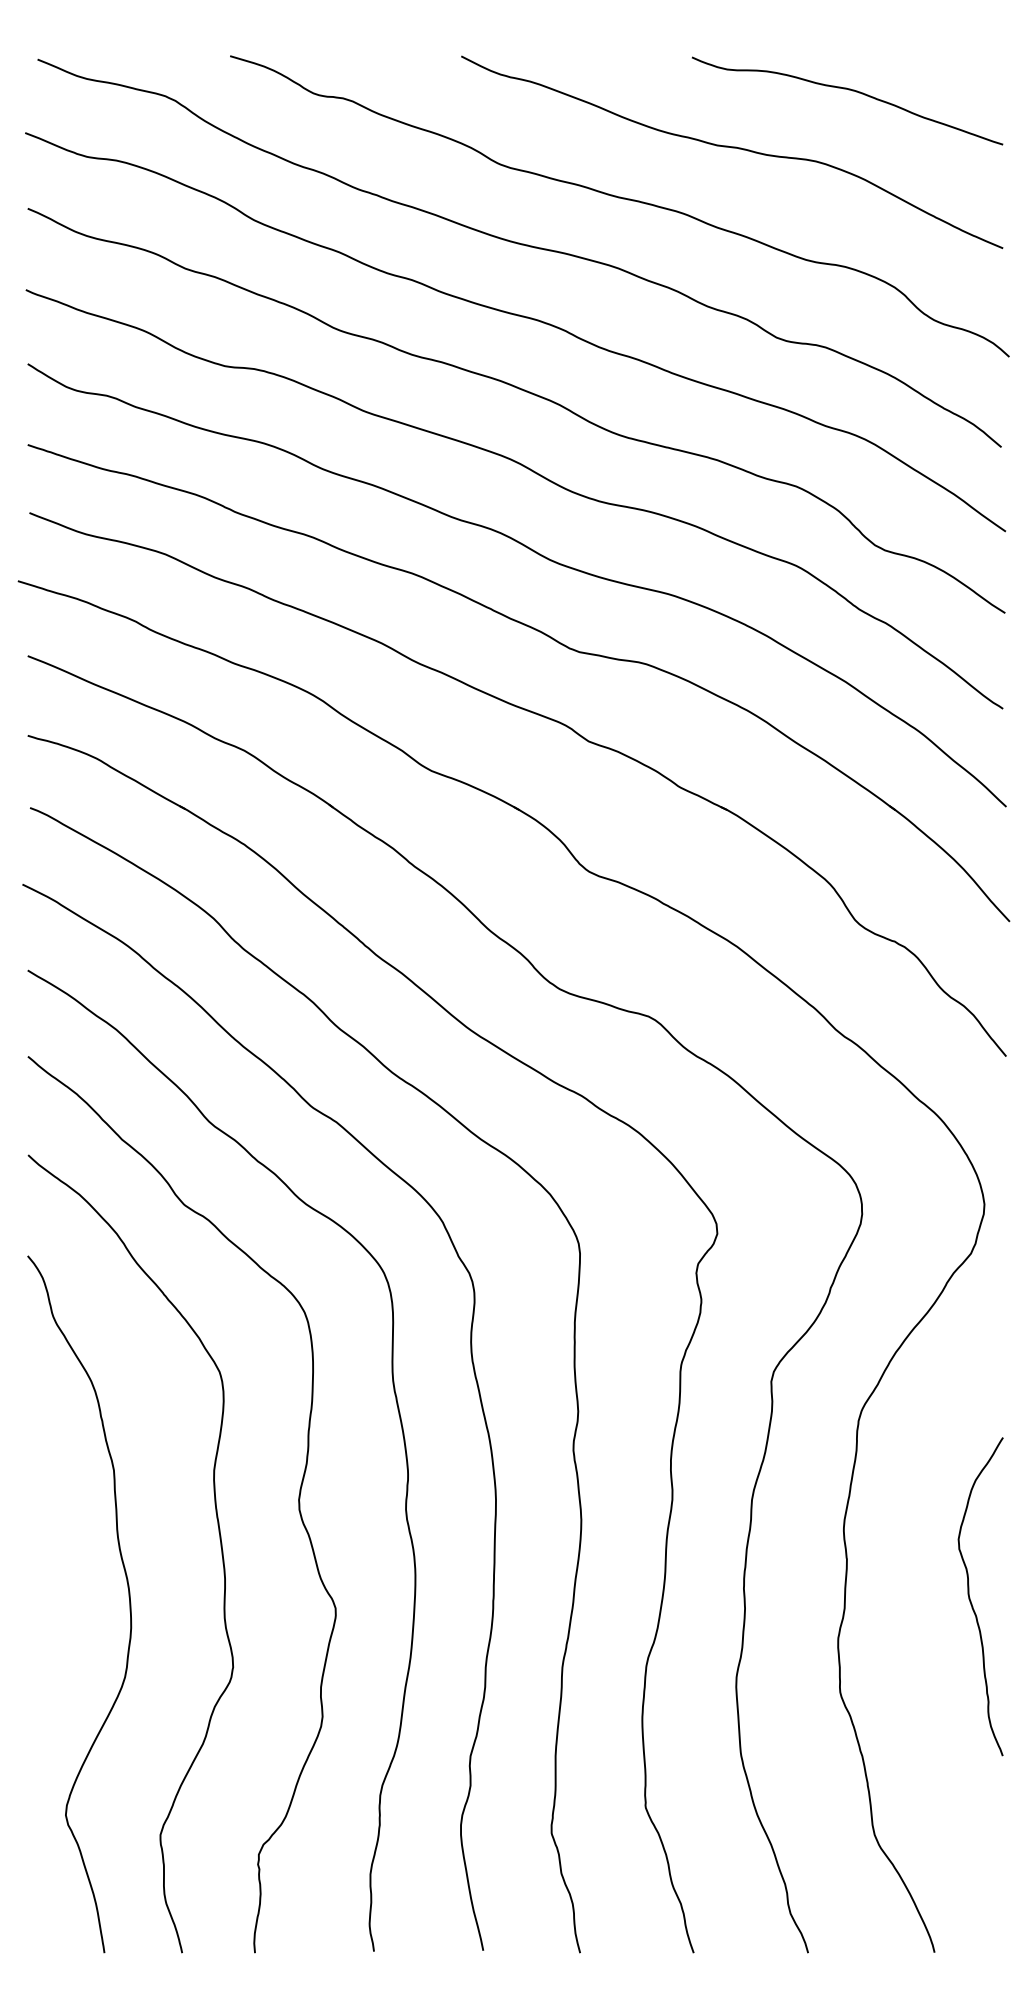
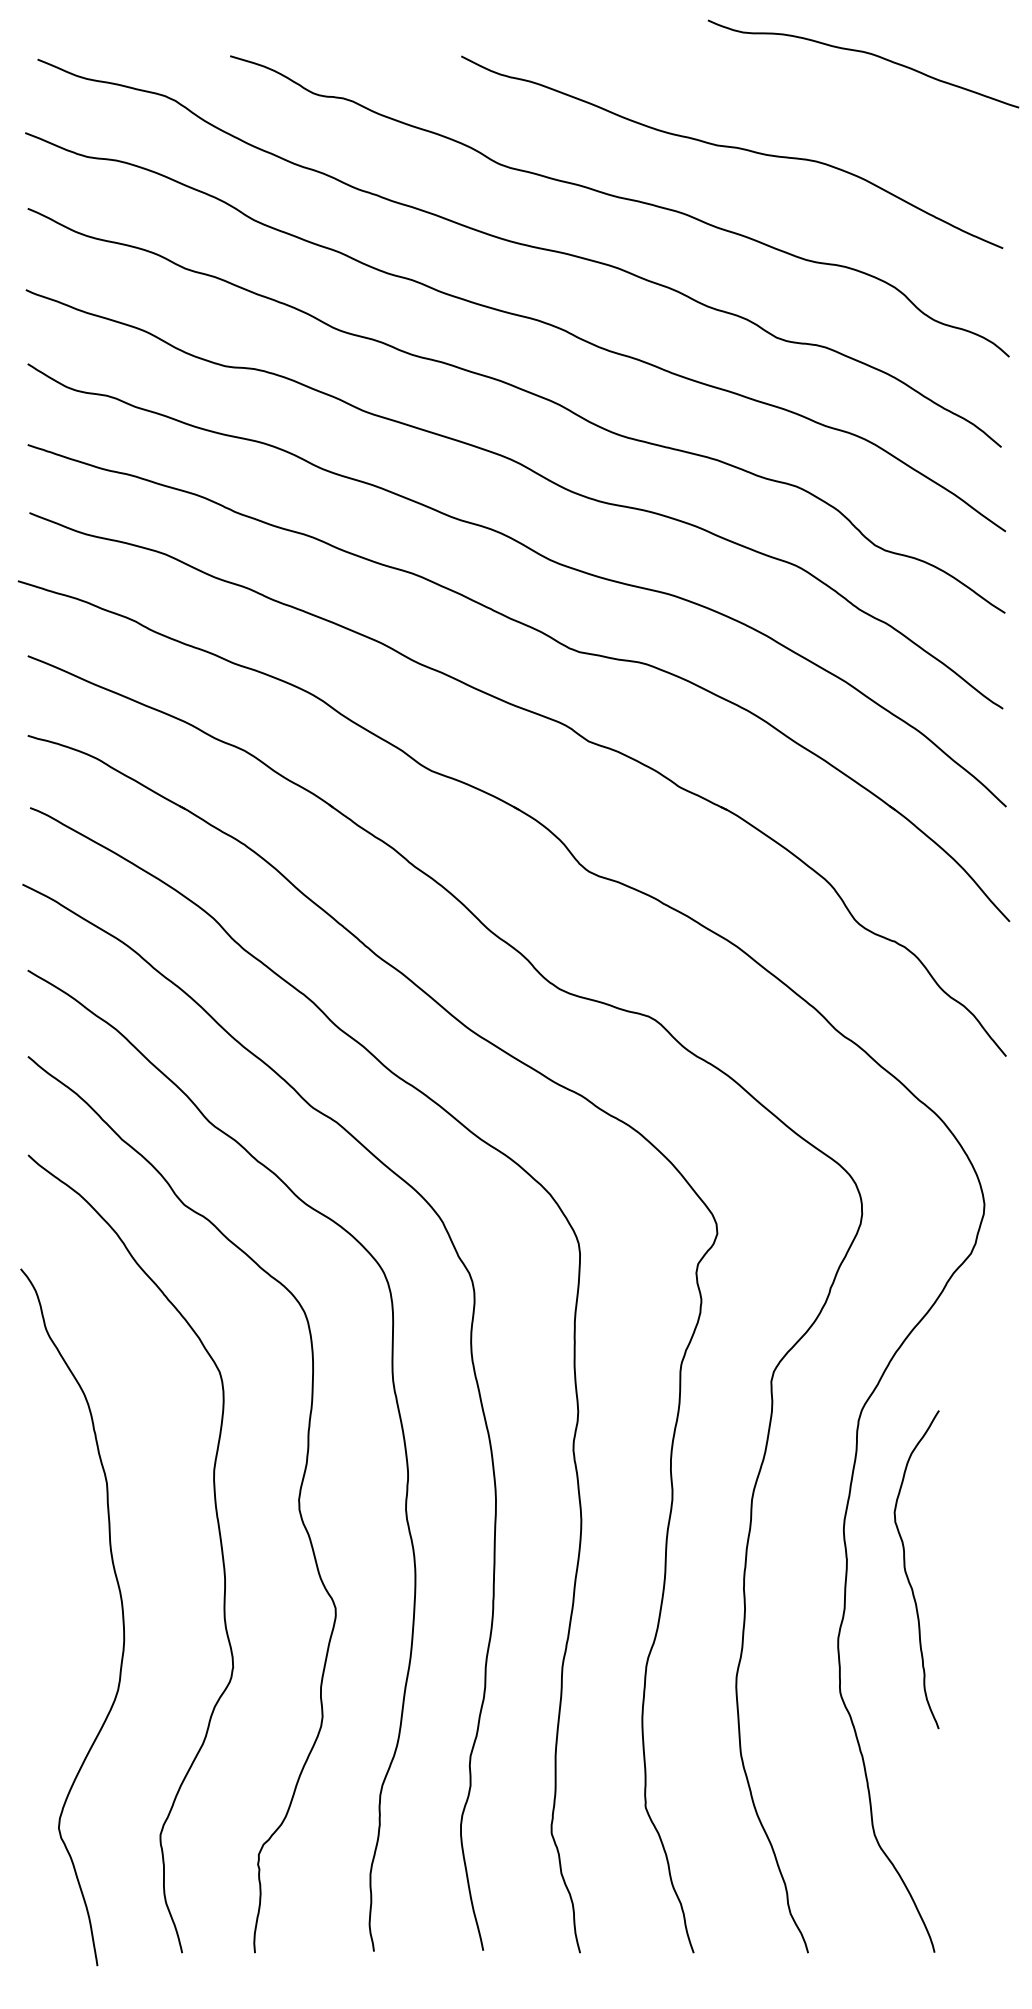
curve position: (848, 90) -> (864, 53) (864, 53)
curve position: (128, 1597) -> (121, 1610) (121, 1610)
curve position: (971, 1600) -> (907, 1573) (907, 1573)
